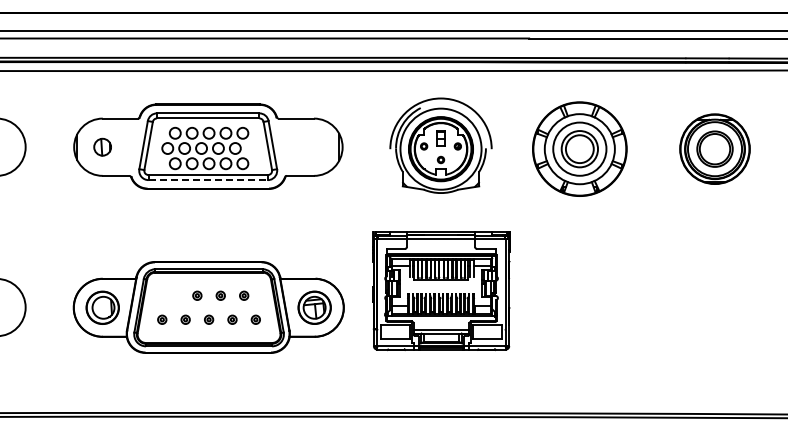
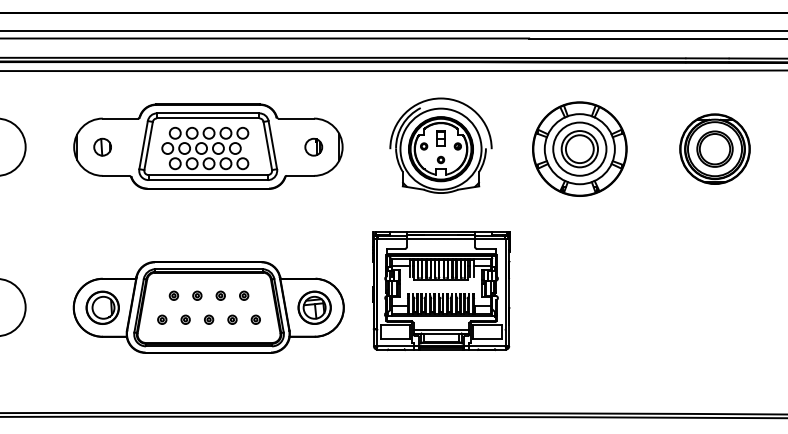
part: none -> present (313, 146)
line: dashed -> solid (208, 180)
part: none -> present (173, 295)
